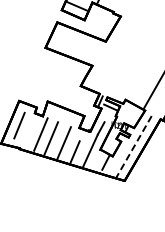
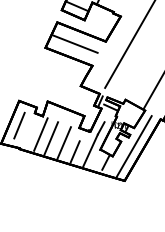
line: none -> present (74, 43)
line: none -> present (129, 44)
line: dashed -> solid (133, 147)
